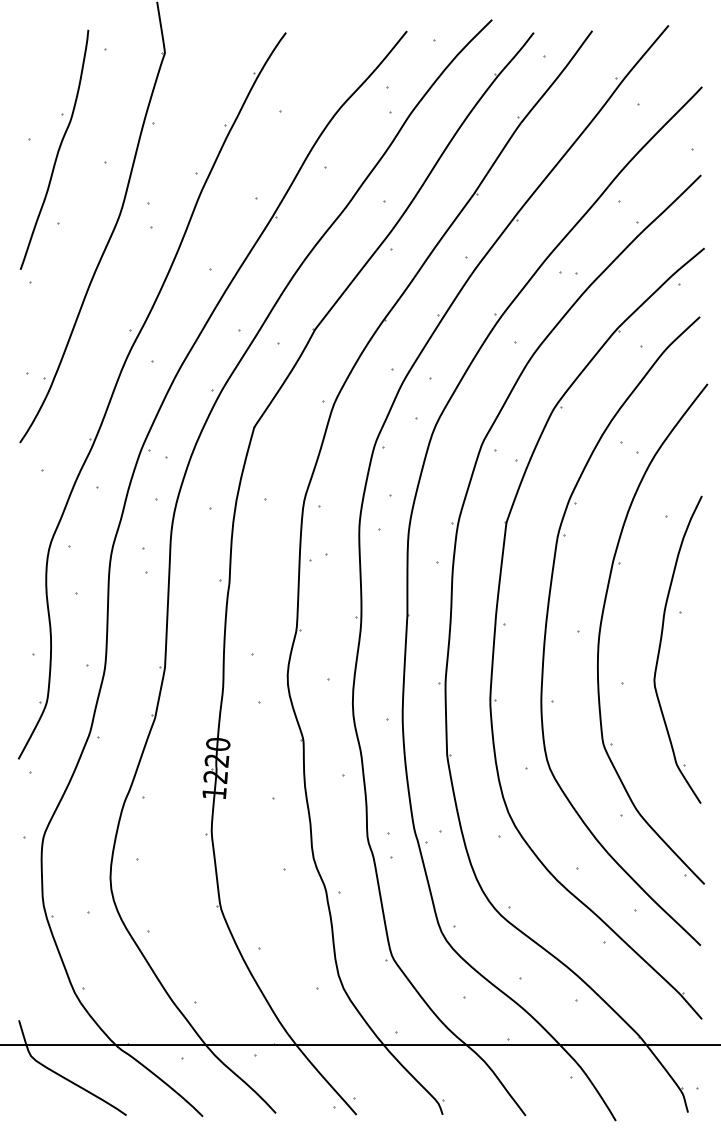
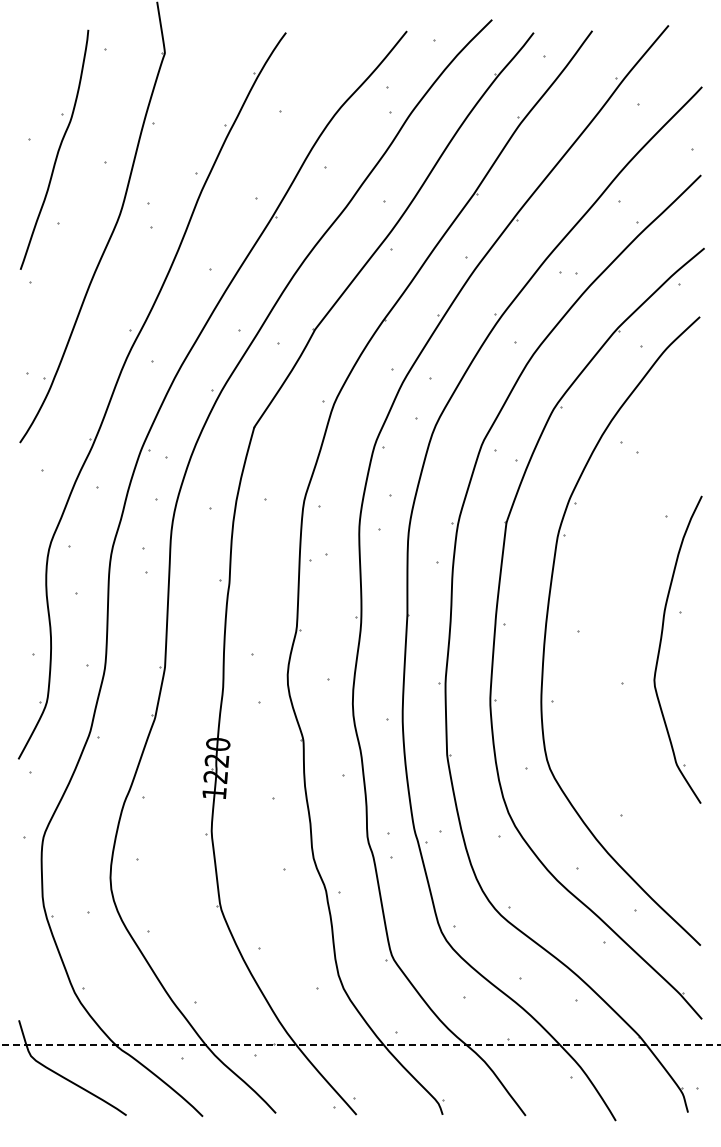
part: present -> none (601, 628)
line: solid -> dashed (359, 1044)
